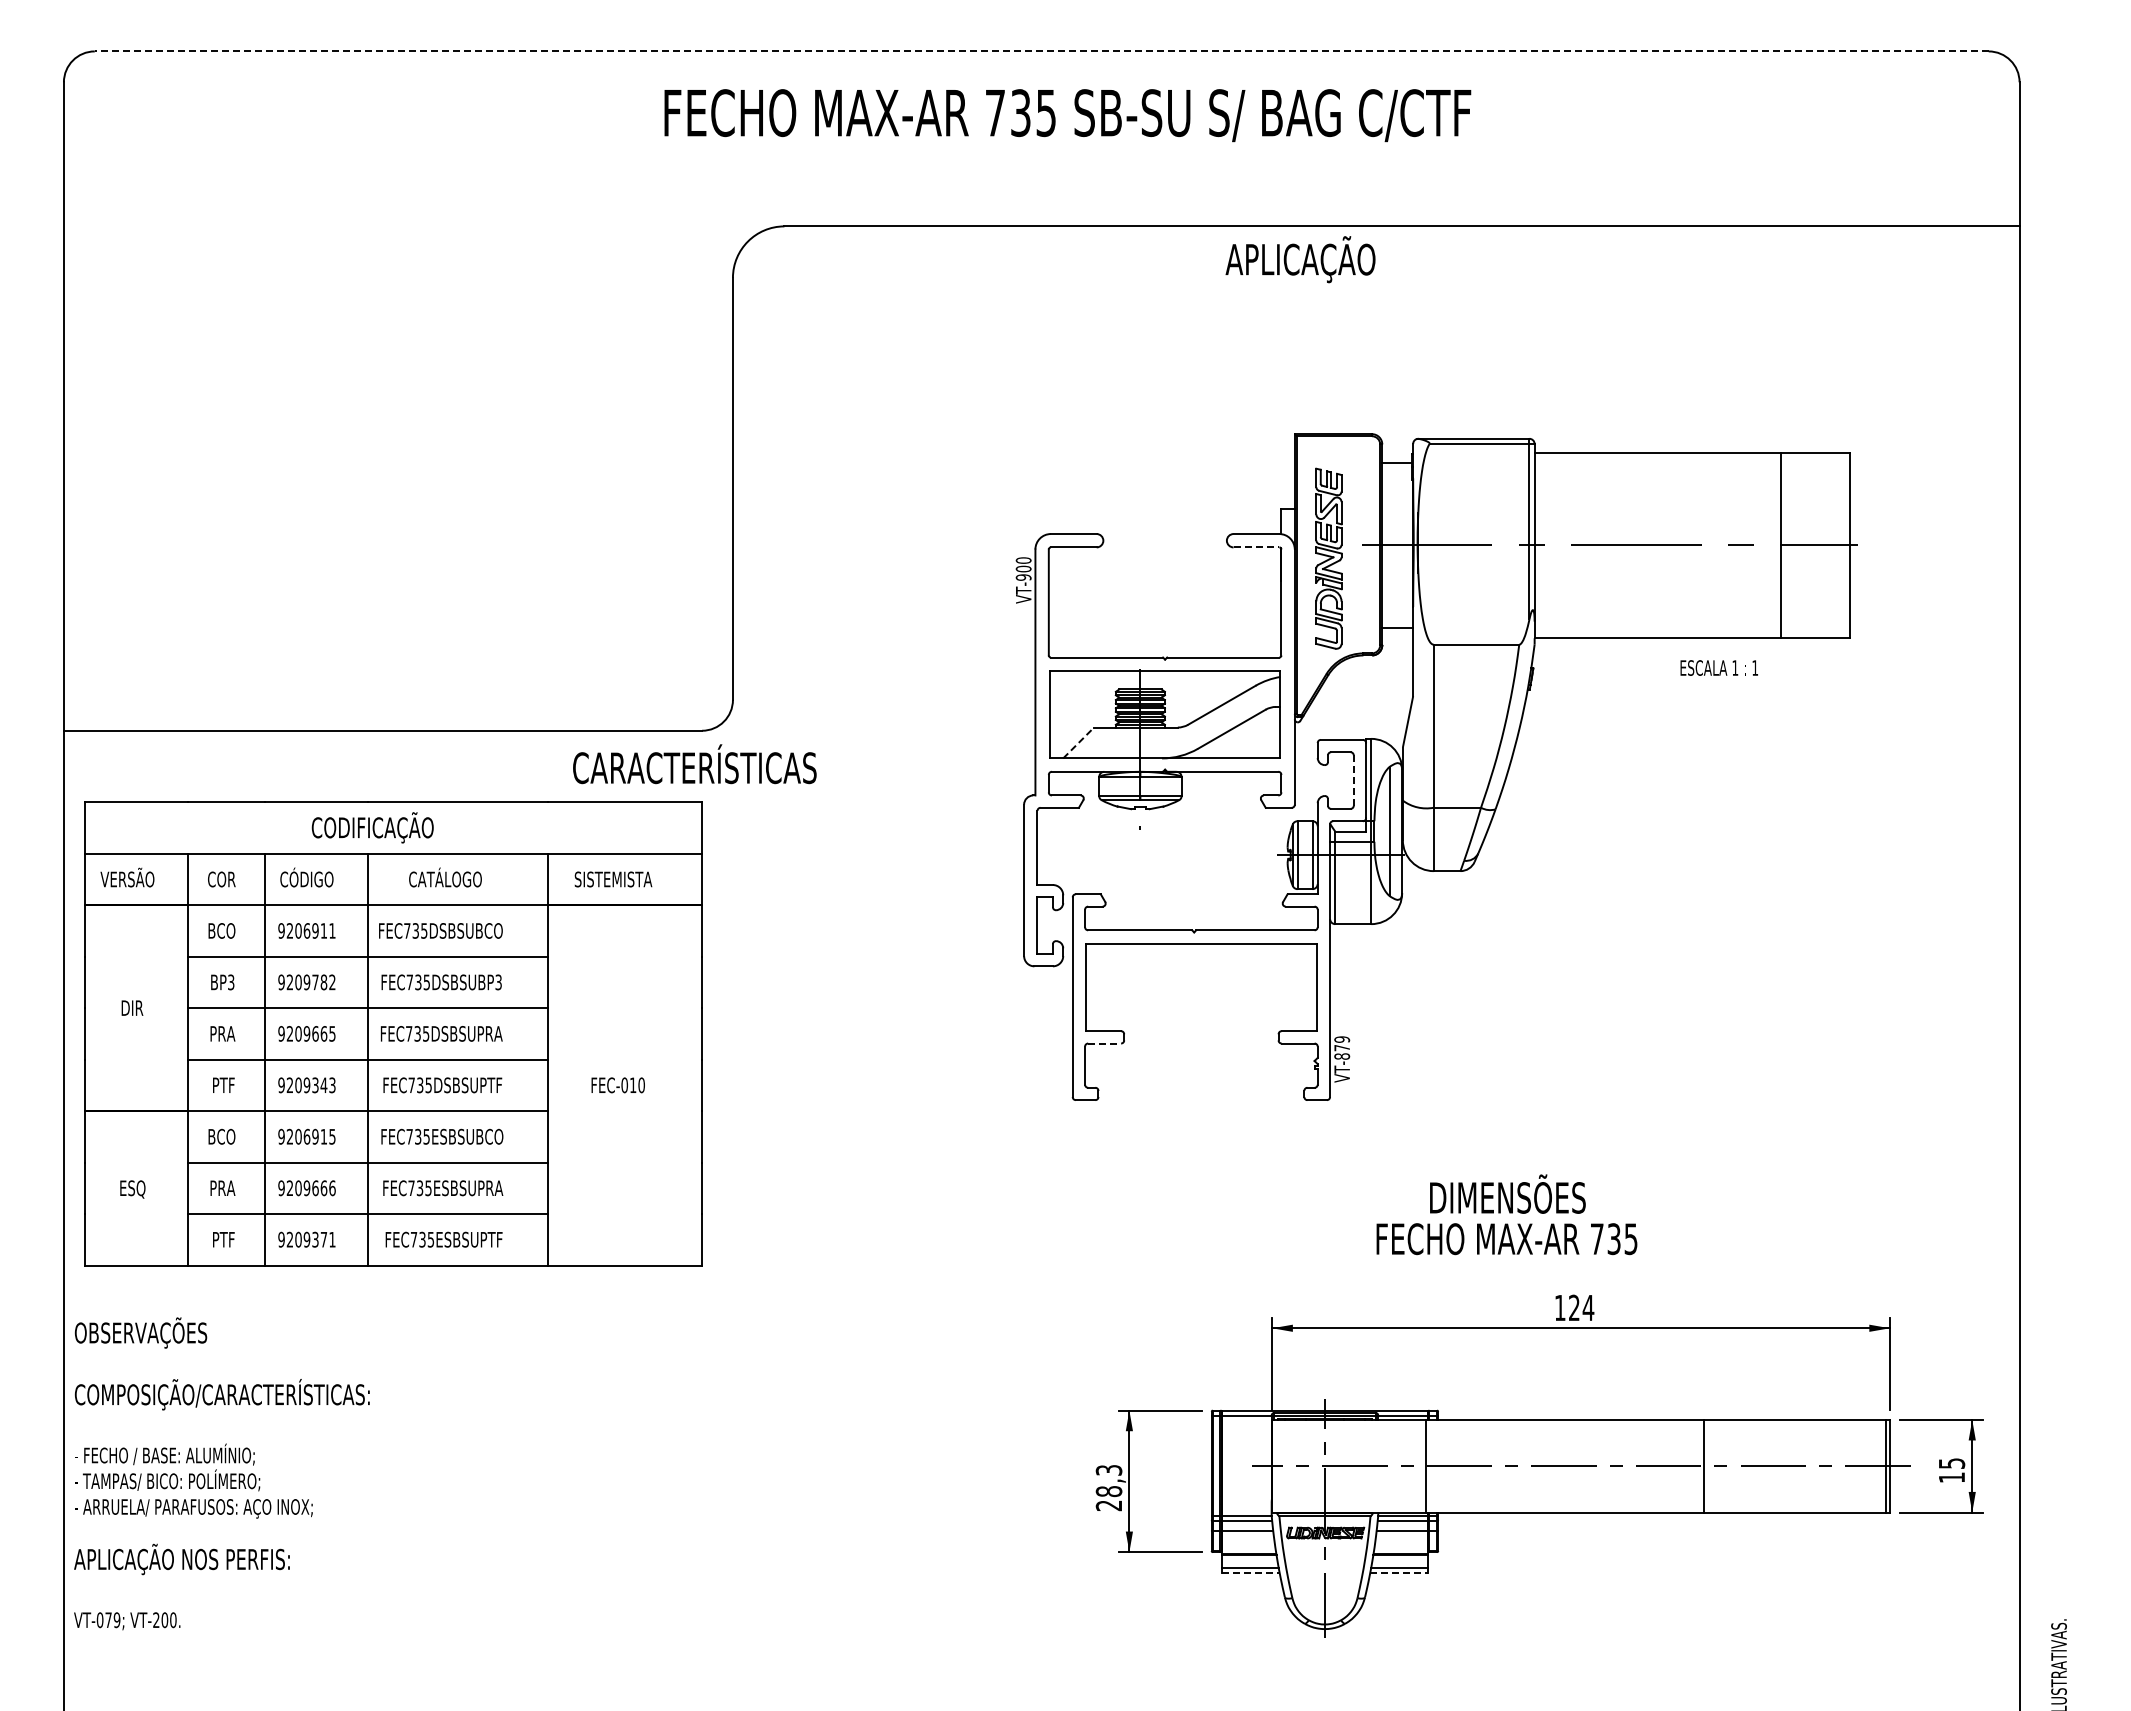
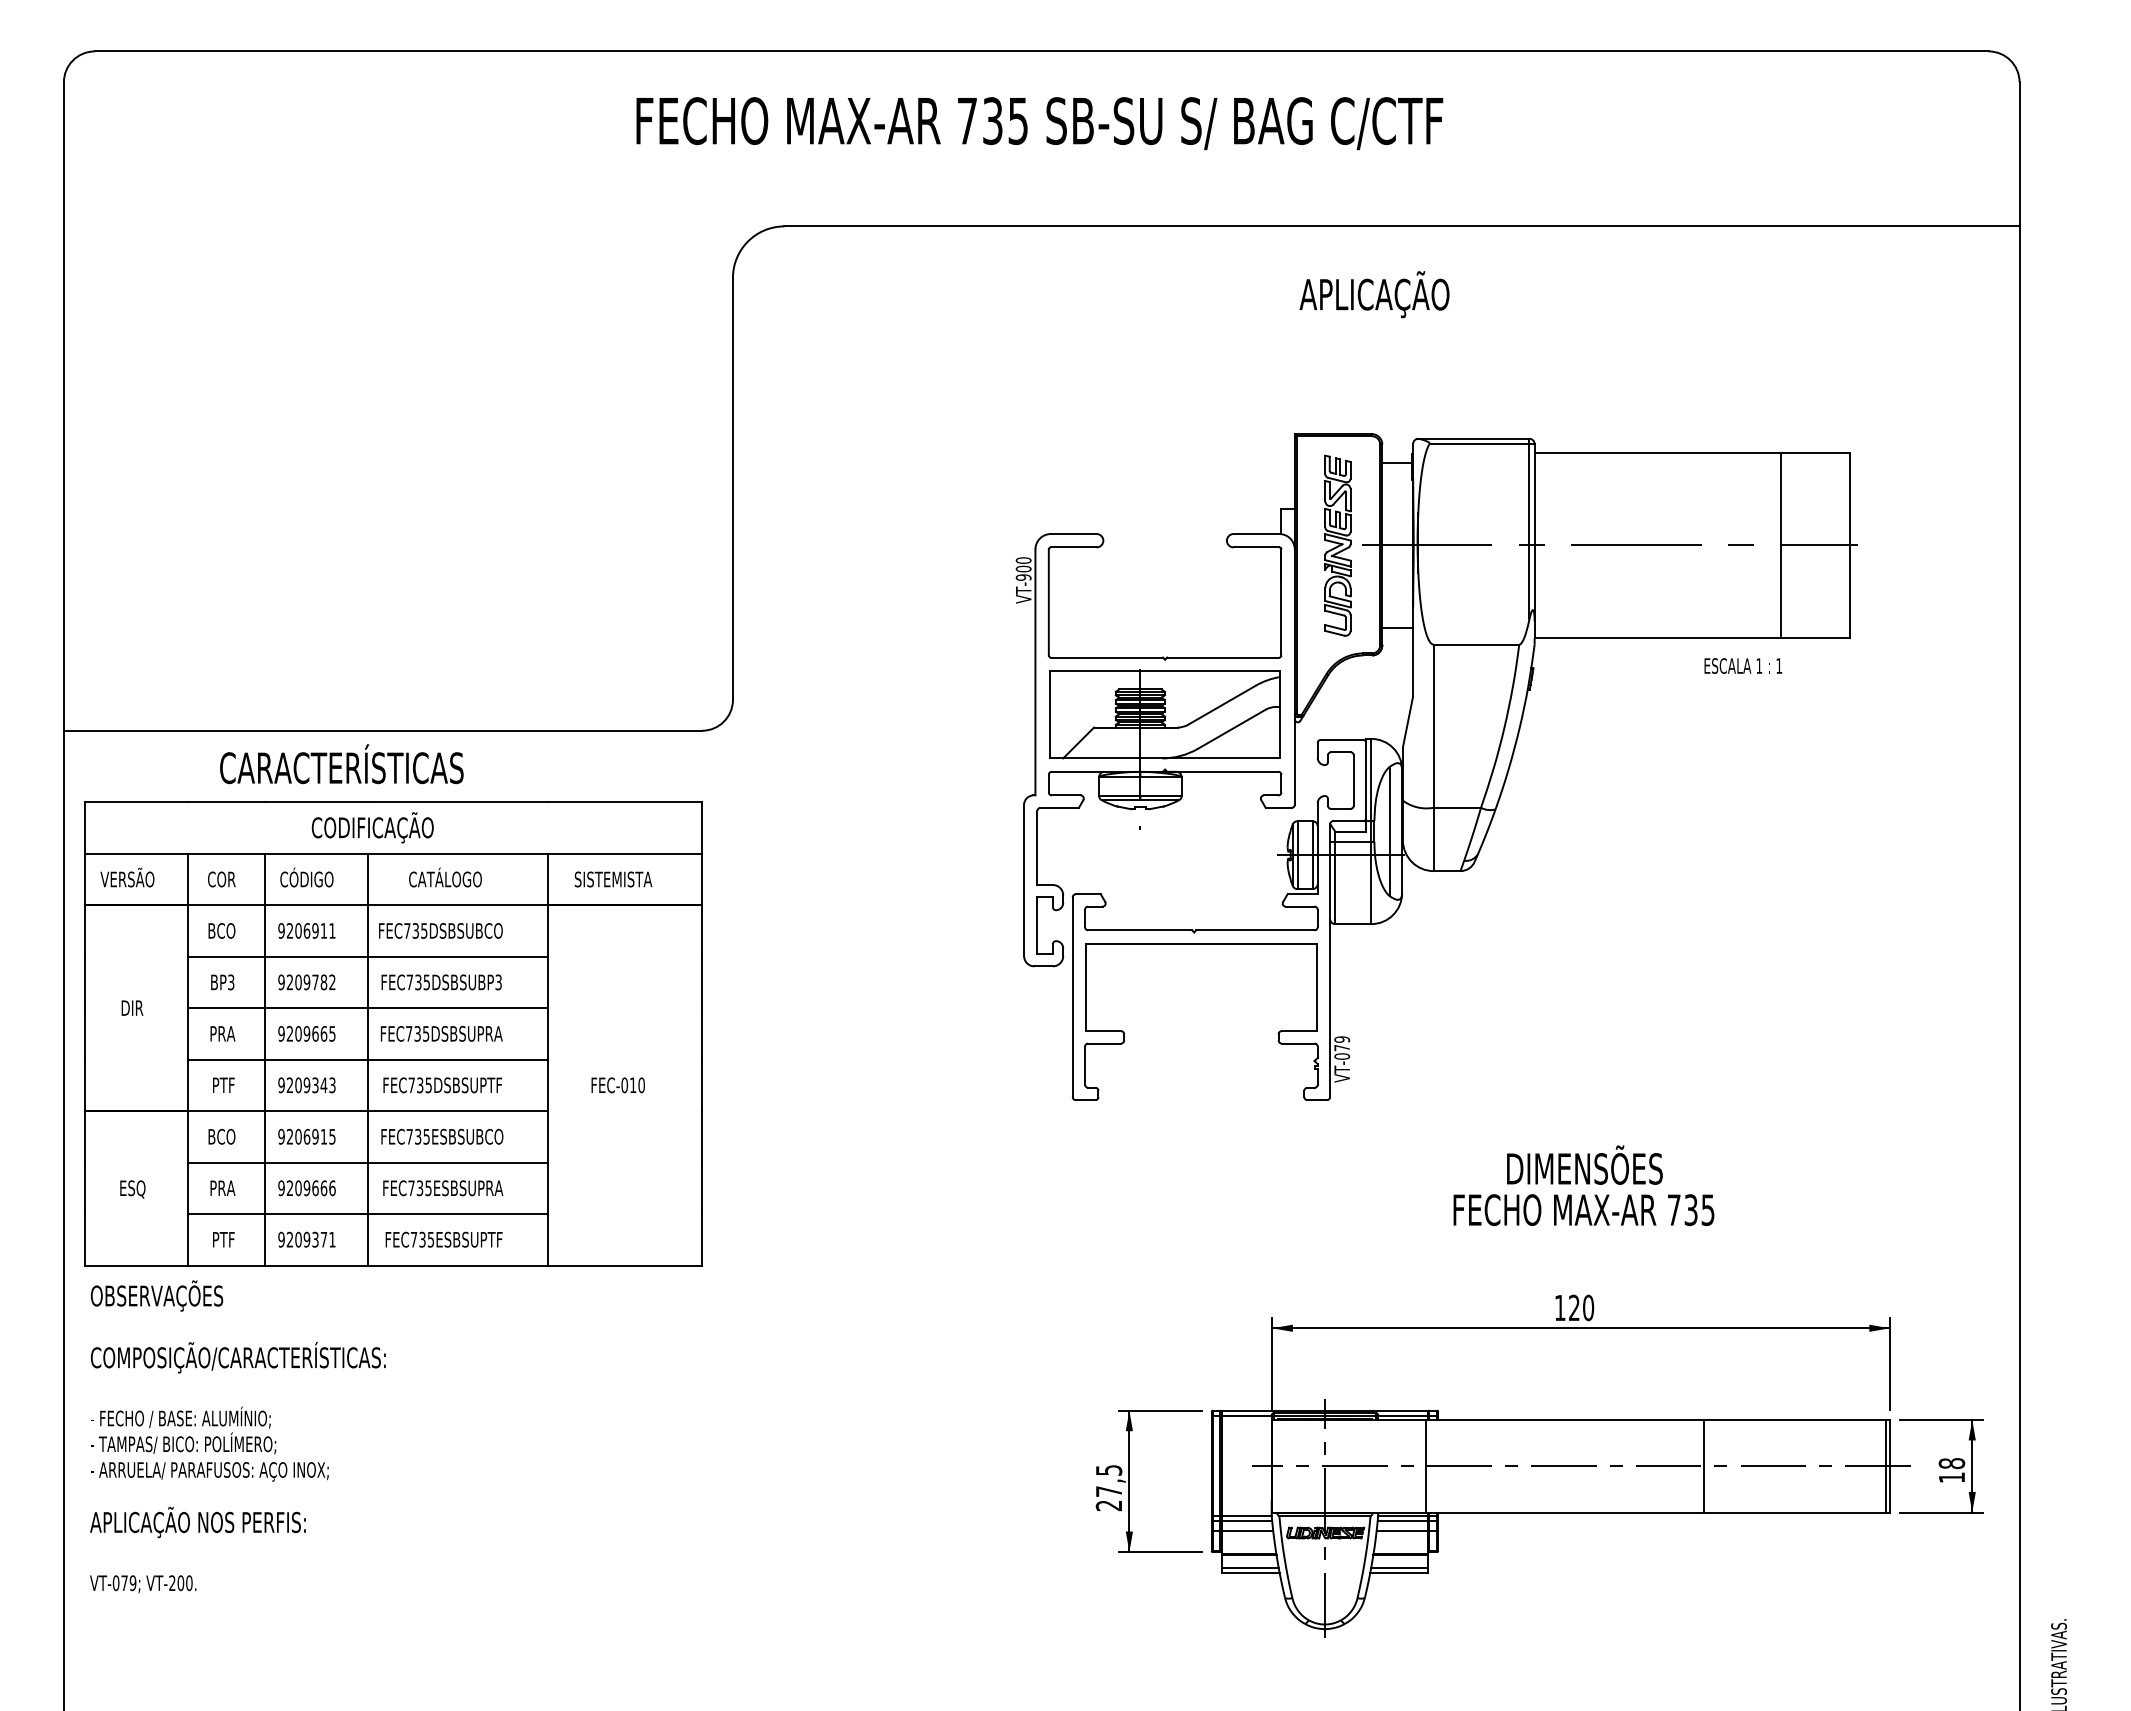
line: dashed -> solid (1041, 51)
text position: (1067, 115) -> (1039, 123) (1039, 123)
text position: (1300, 259) -> (1374, 294) (1374, 294)
line: dashed -> solid (1256, 547)
part position: (1328, 558) -> (1337, 545) (1337, 545)
text position: (1718, 667) -> (1742, 665) (1742, 665)
line: dashed -> solid (1078, 742)
text position: (694, 764) -> (341, 764) (341, 764)
line: dashed -> solid (1353, 781)
line: dashed -> solid (1105, 1043)
text: VT-879 -> VT-079 (1341, 1056)
text position: (1506, 1214) -> (1583, 1185) (1583, 1185)
text: 124 -> 120 (1588, 1307)
text: 15 -> 18 (1951, 1463)
text position: (221, 1473) -> (237, 1436) (237, 1436)
text: 28,3 -> 27,5 (1108, 1481)
line: dashed -> solid (1250, 1572)
line: dashed -> solid (1399, 1572)
